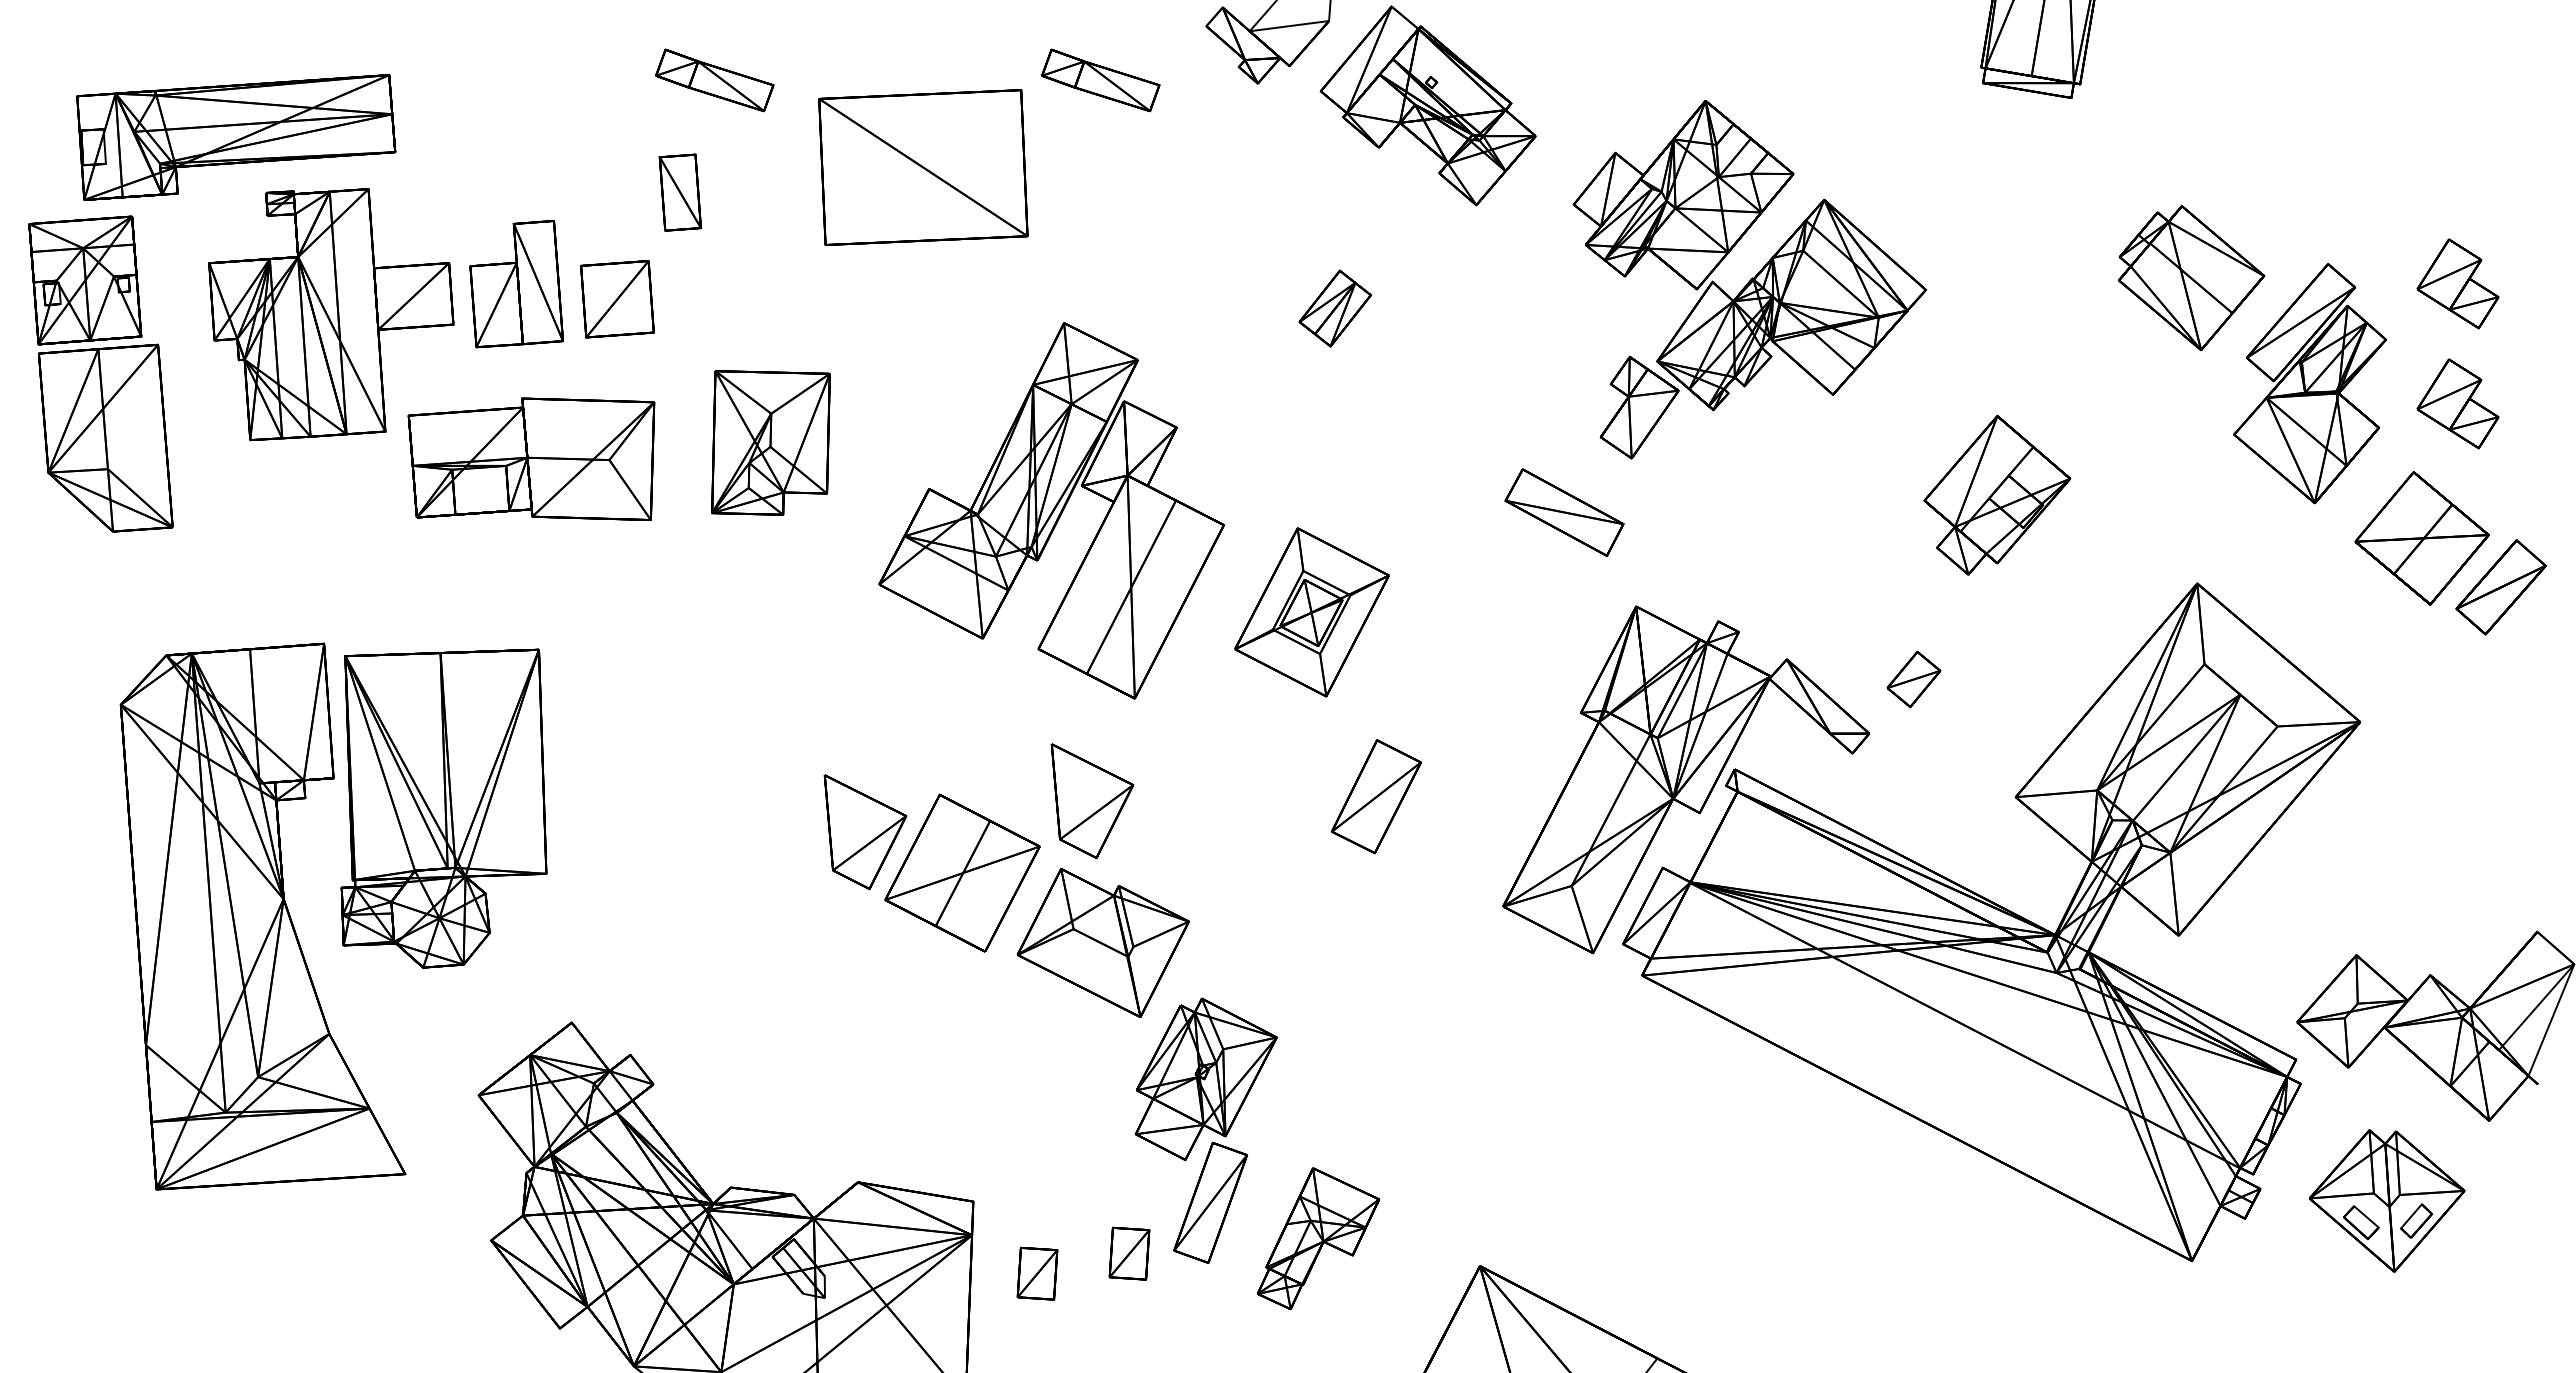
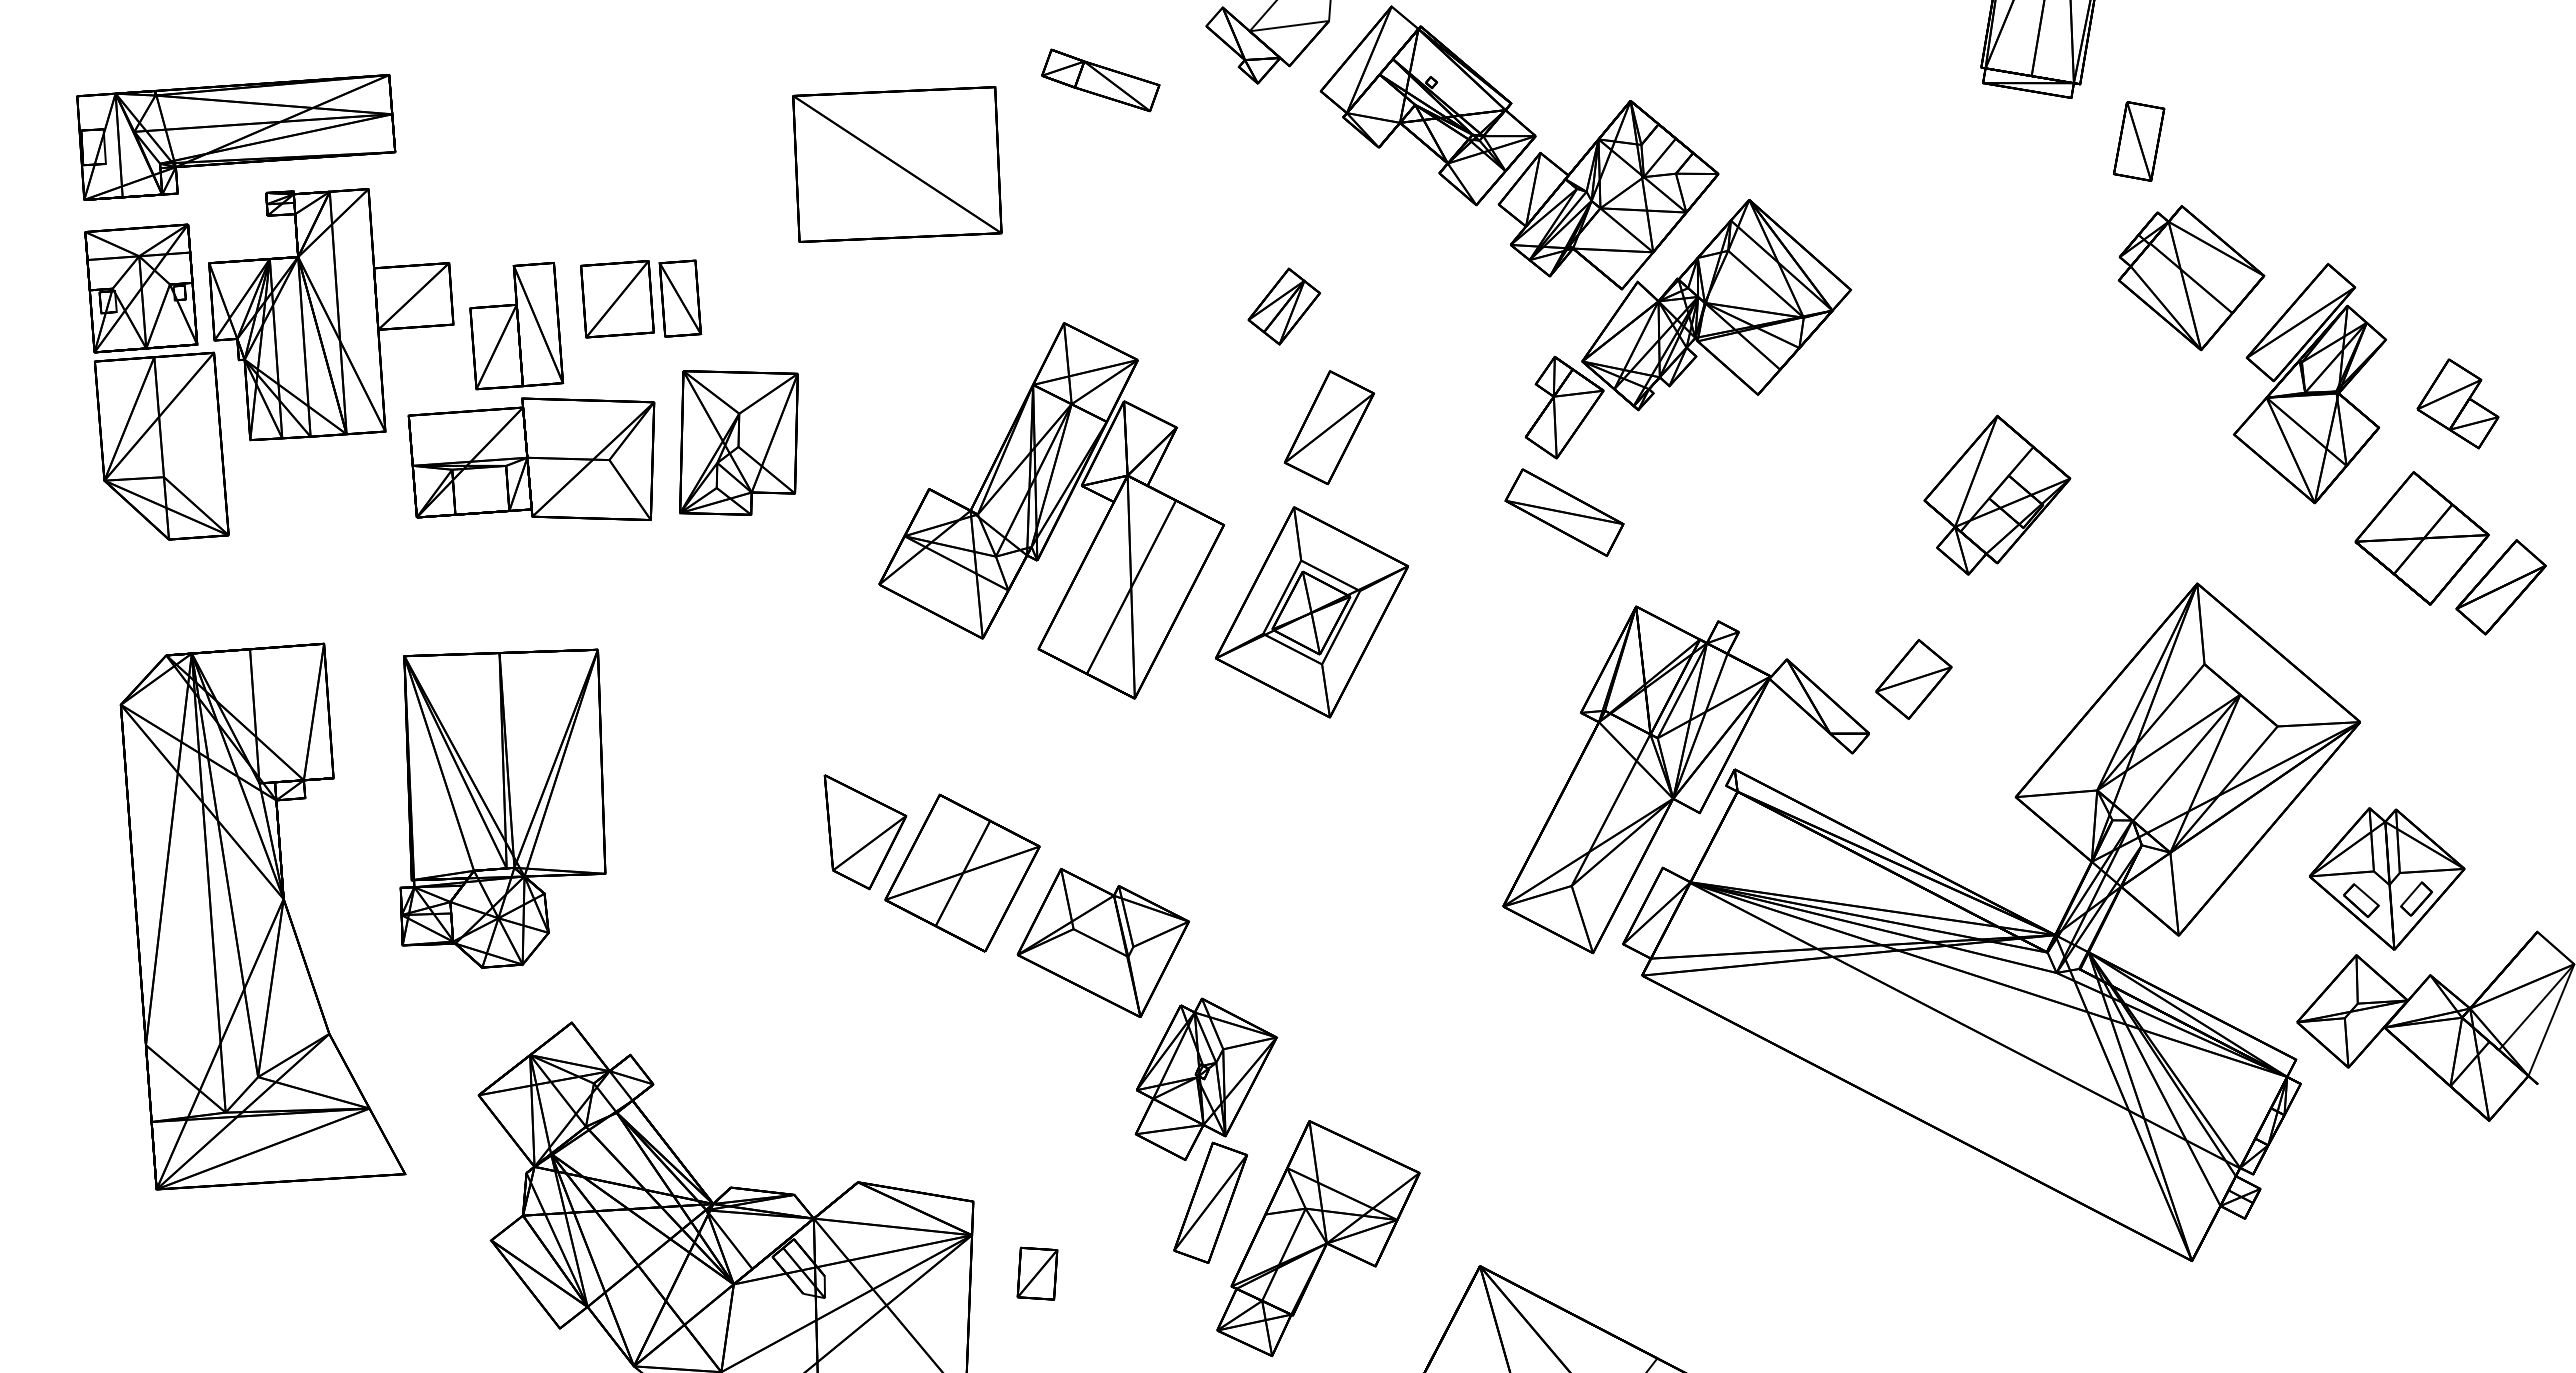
part: present -> none (714, 80)
part: none -> present (2139, 141)
part position: (923, 167) -> (897, 164) (897, 164)
part position: (680, 192) -> (680, 298) (680, 298)
part position: (1749, 279) -> (1674, 279) (1674, 279)
part: present -> none (2457, 283)
part position: (516, 284) -> (516, 326) (516, 326)
part position: (1334, 308) -> (1283, 306) (1283, 306)
part position: (100, 373) -> (156, 381) (156, 381)
part position: (770, 442) -> (738, 442) (738, 442)
part size: 156x171 px -> 194x213 px (1311, 612)
part size: 56x59 px -> 78x81 px (1913, 679)
part position: (1376, 796) -> (1329, 427) (1329, 427)
part: present -> none (1092, 801)
part position: (443, 808) -> (502, 808) (502, 808)
part position: (2387, 1200) -> (2387, 878) (2387, 878)
part size: 124x144 px -> 205x238 px (1318, 1238)
part: present -> none (1129, 1253)
